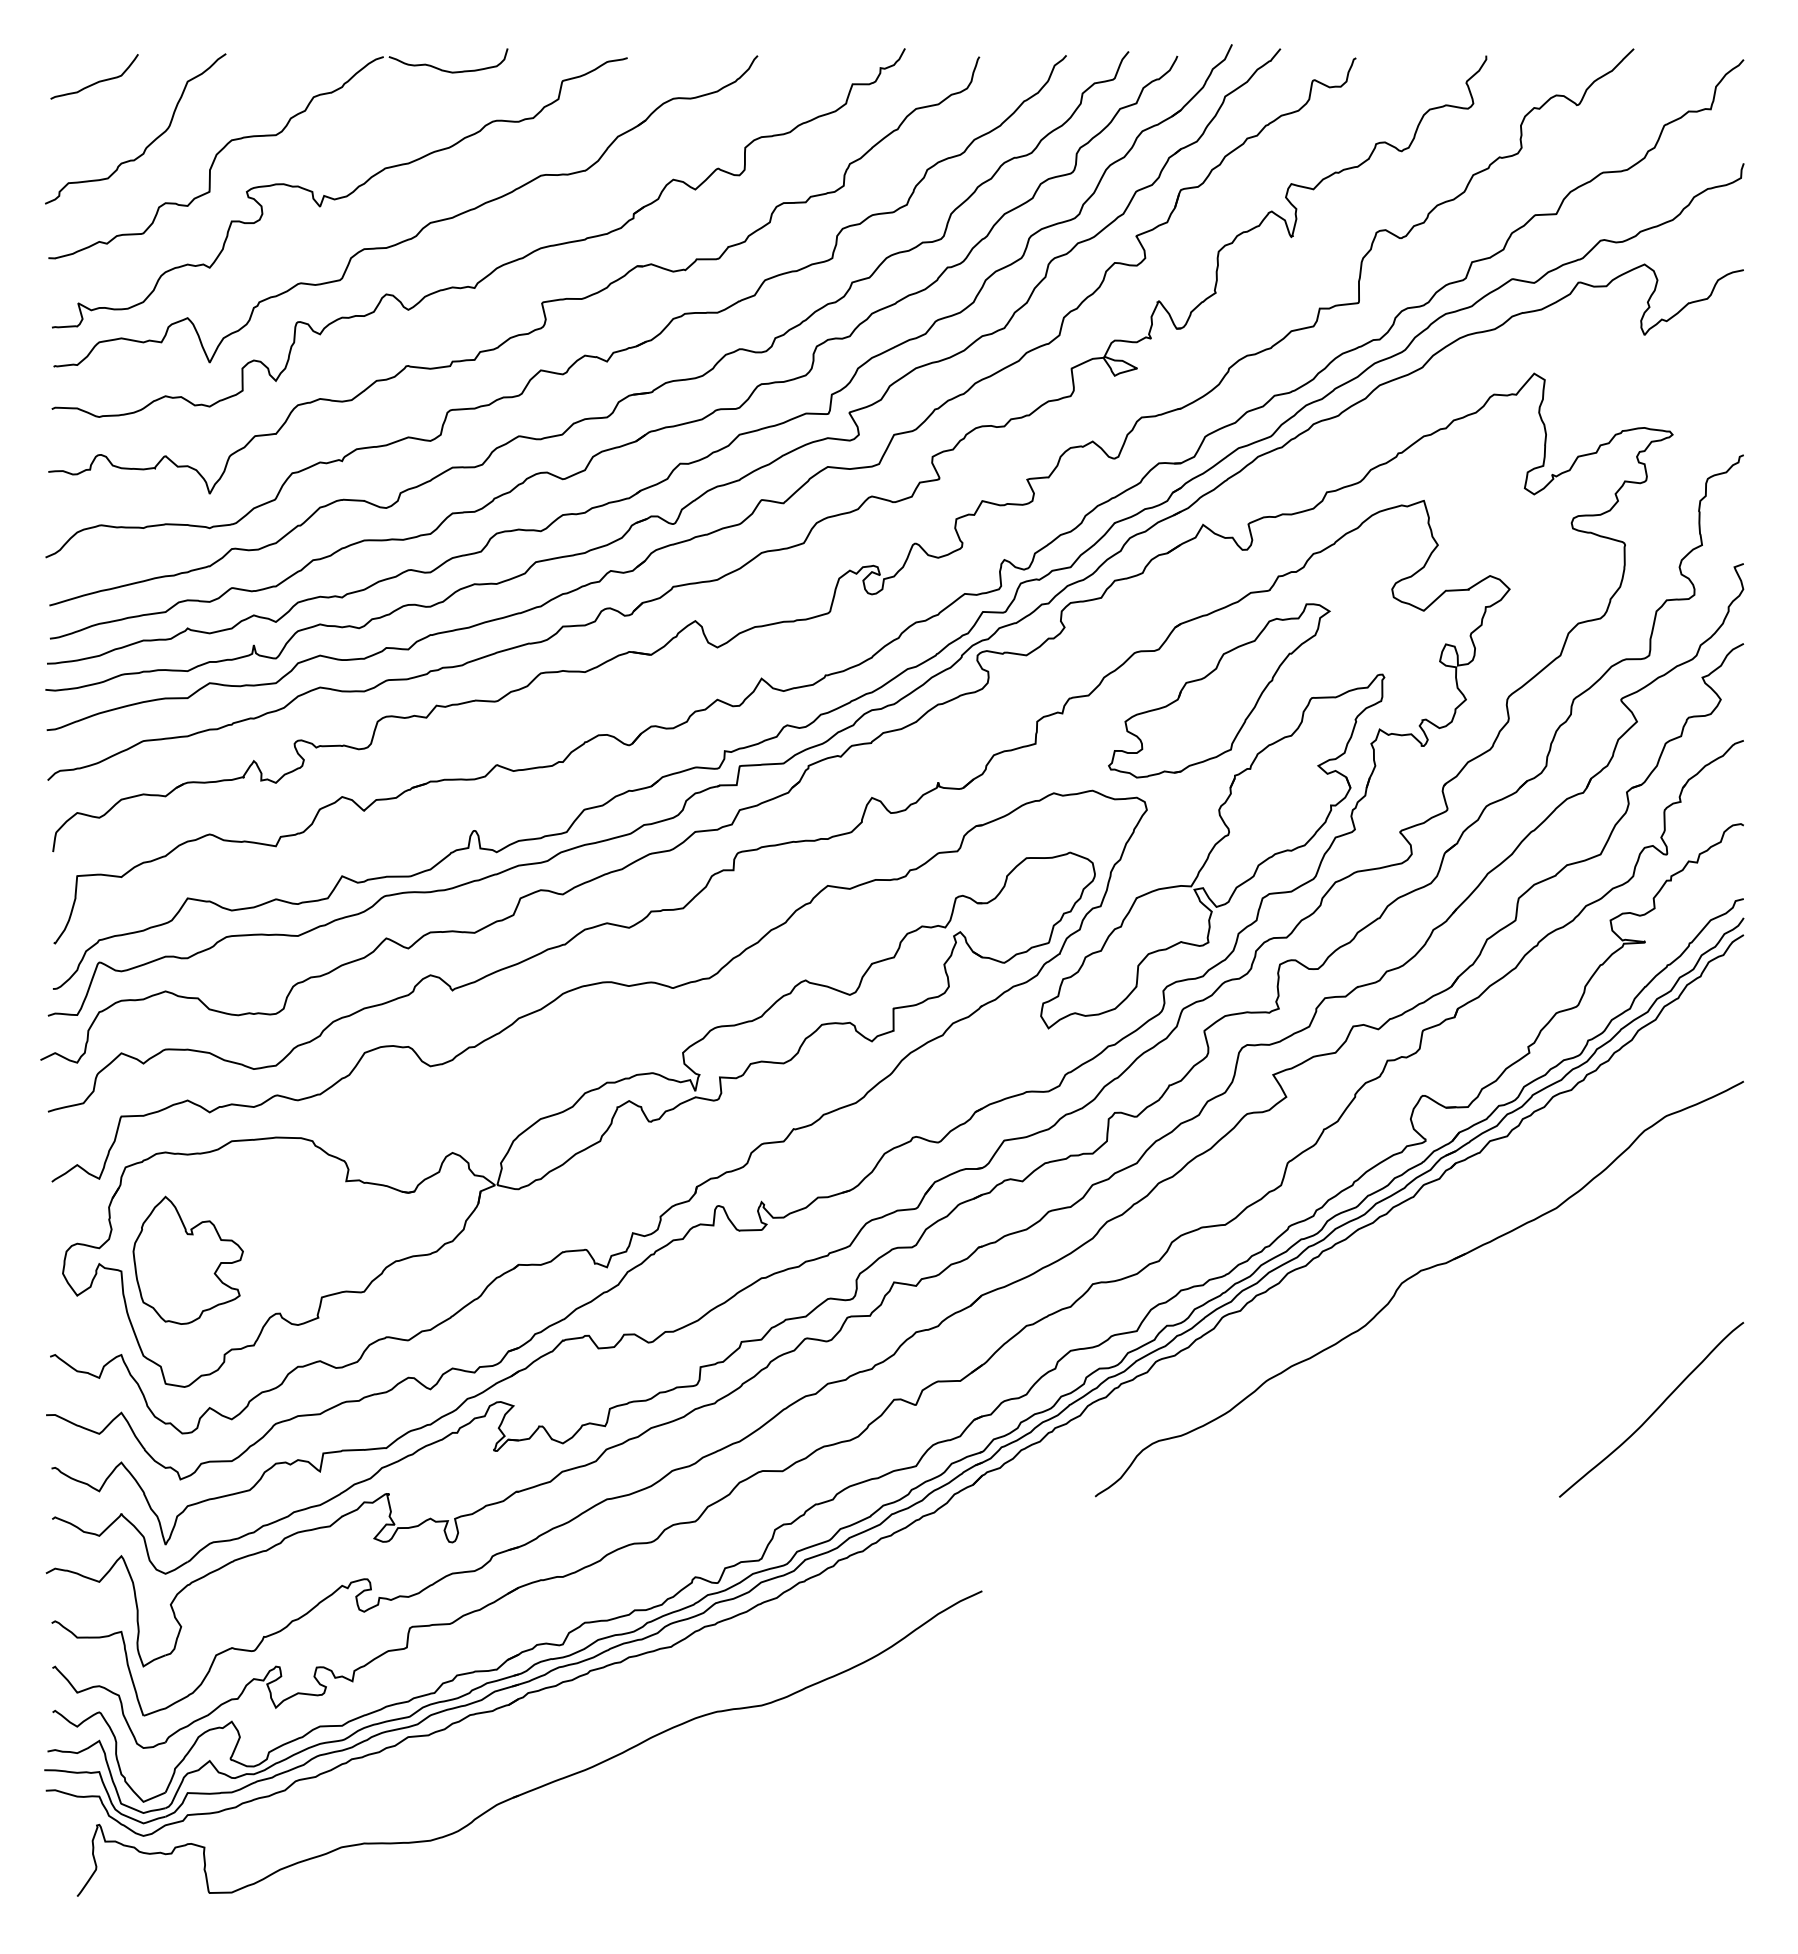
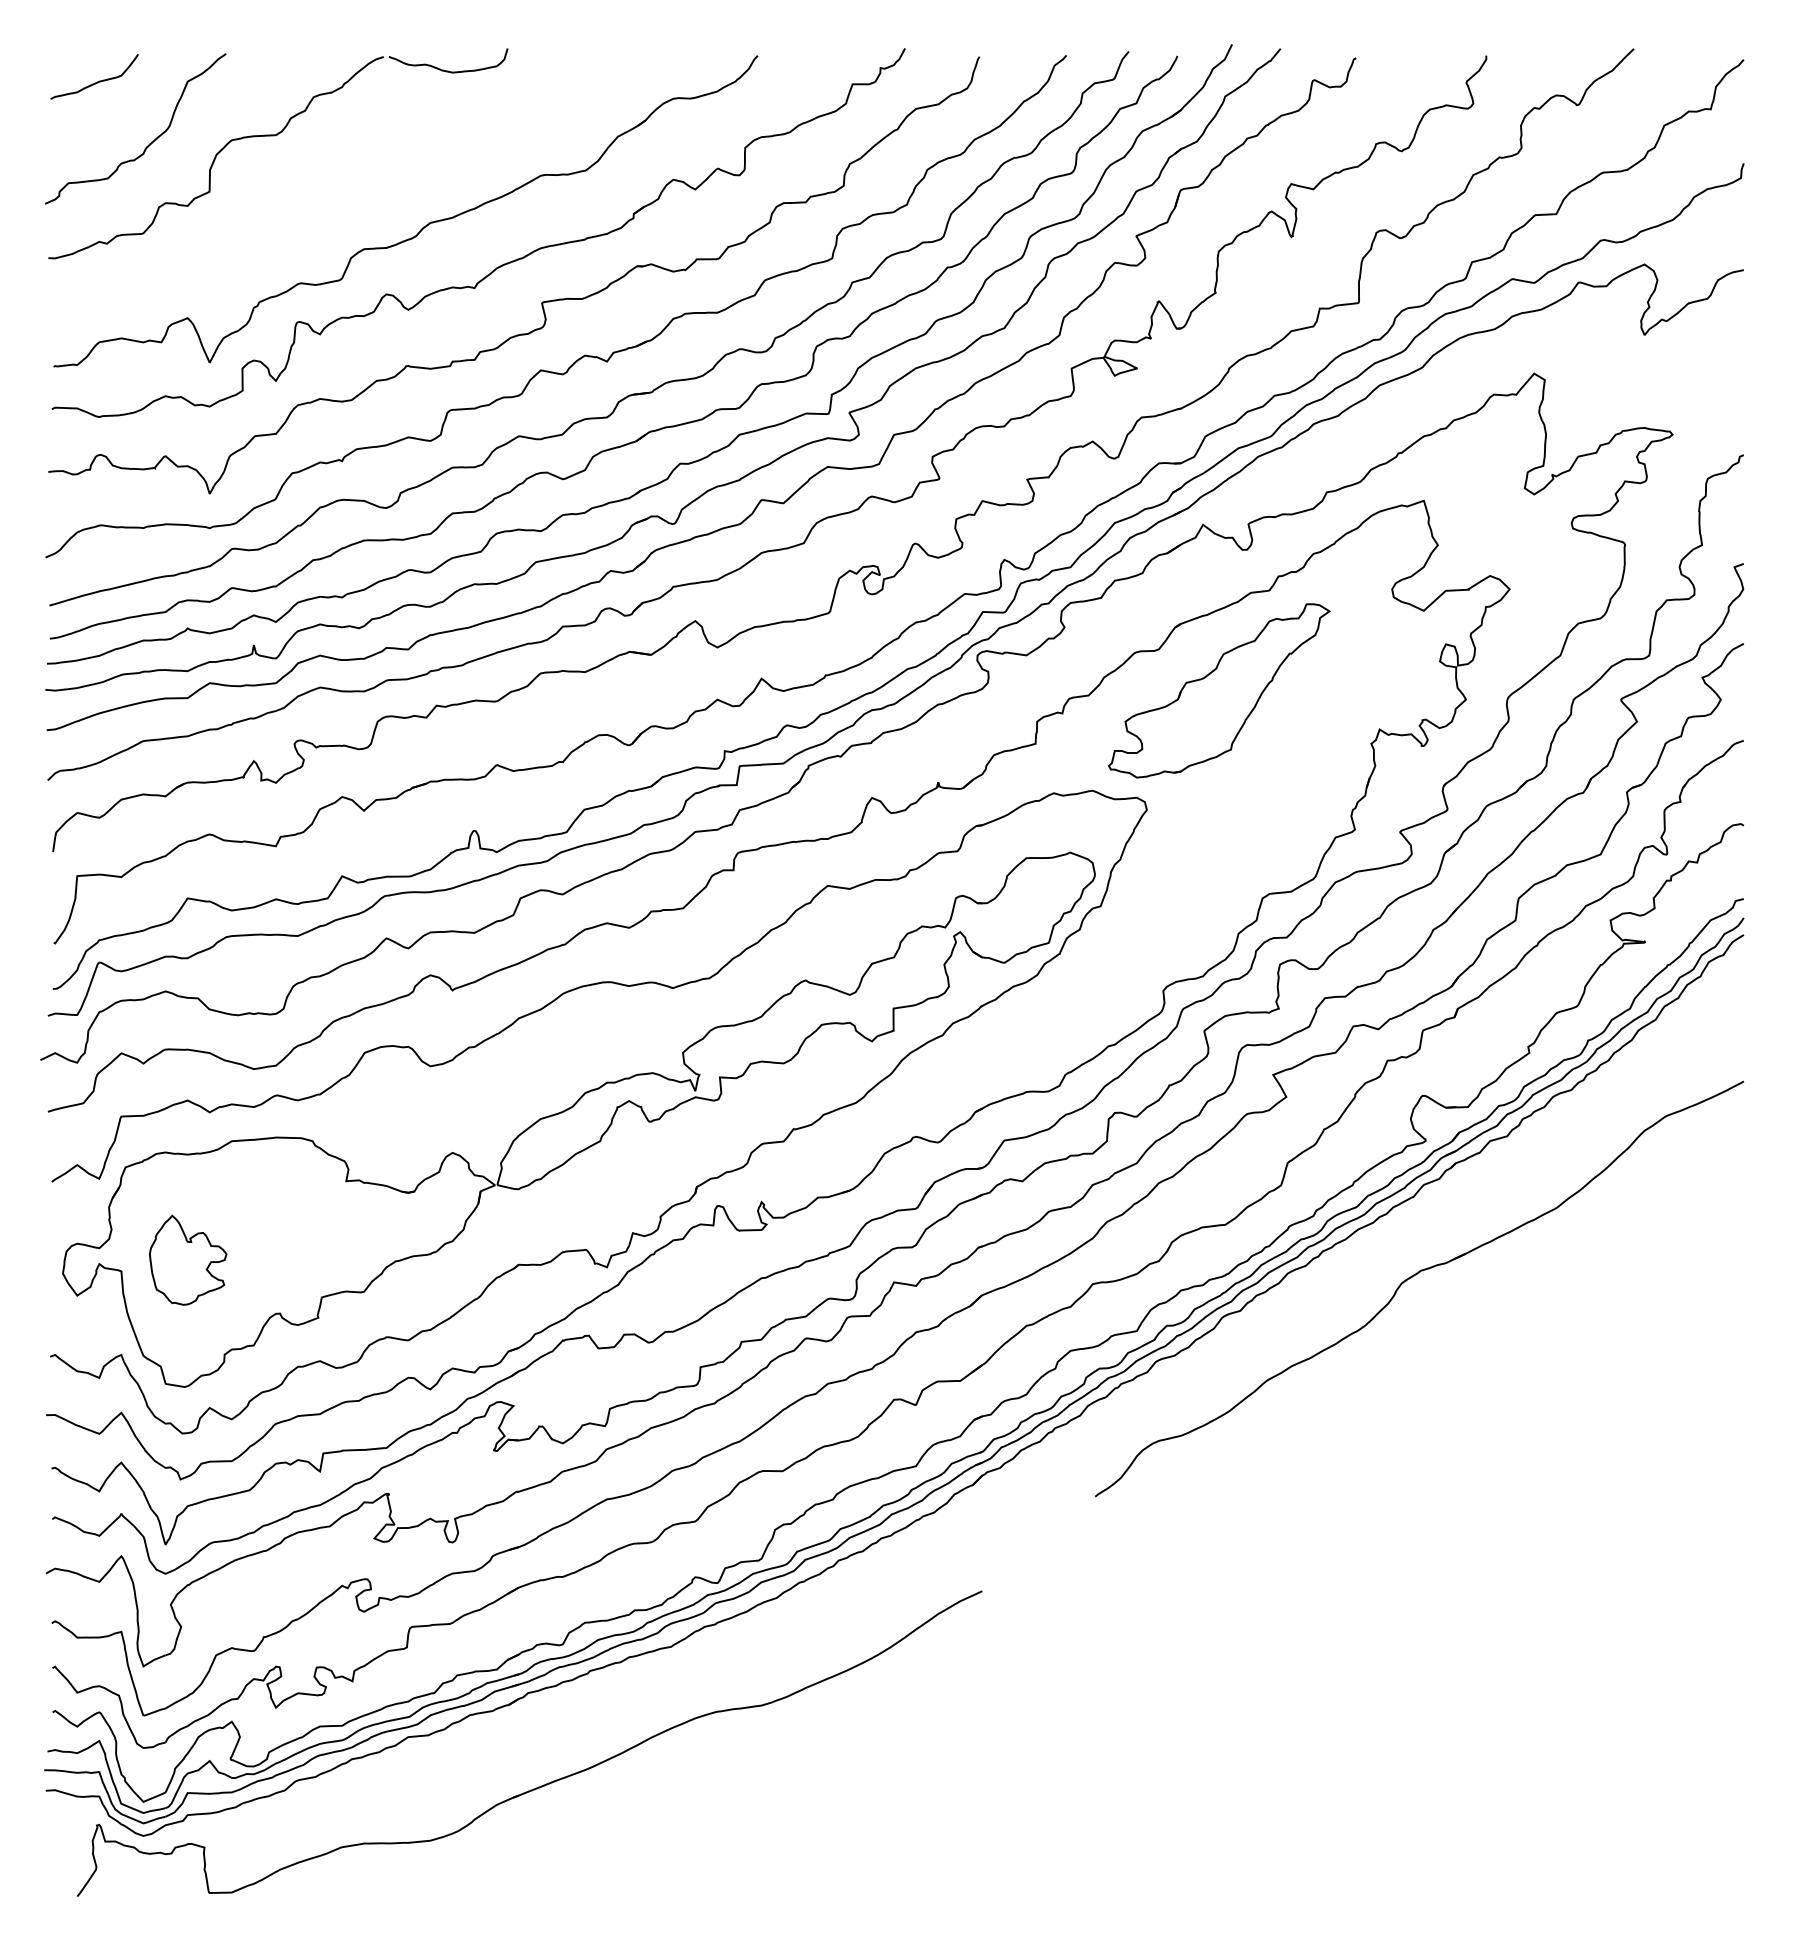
curve: present -> none (341, 196)
part: present -> none (1212, 851)
part size: 112x130 px -> 79x92 px (188, 1259)
curve: present -> none (1653, 1411)
